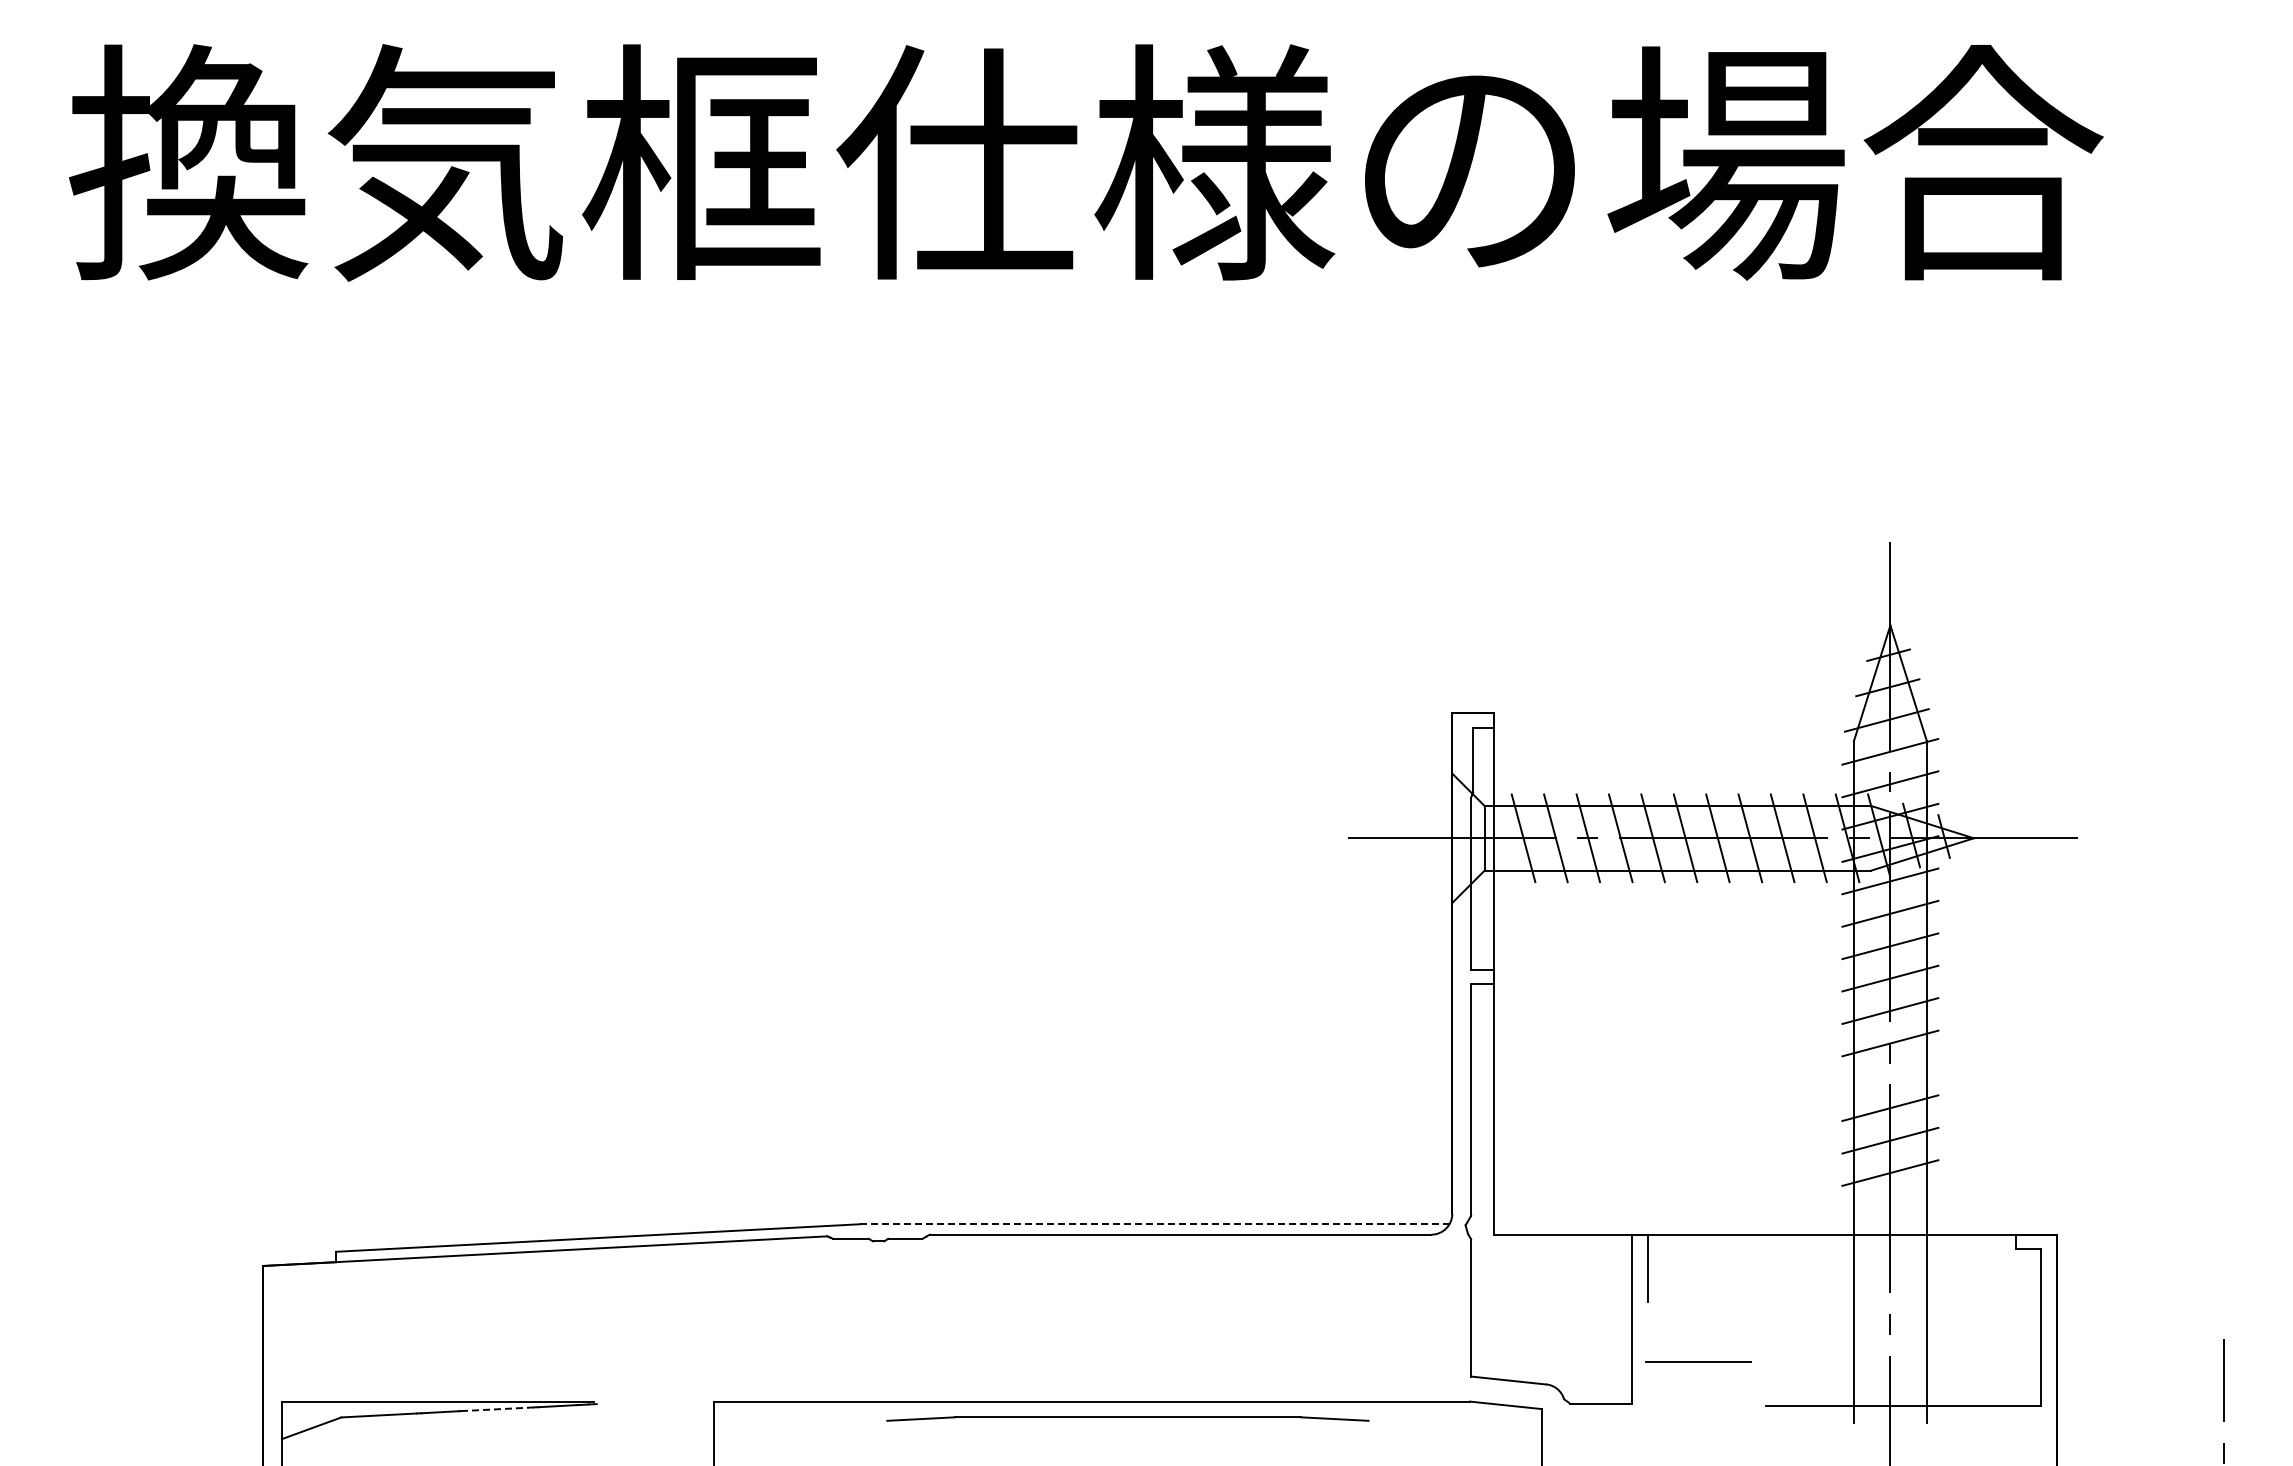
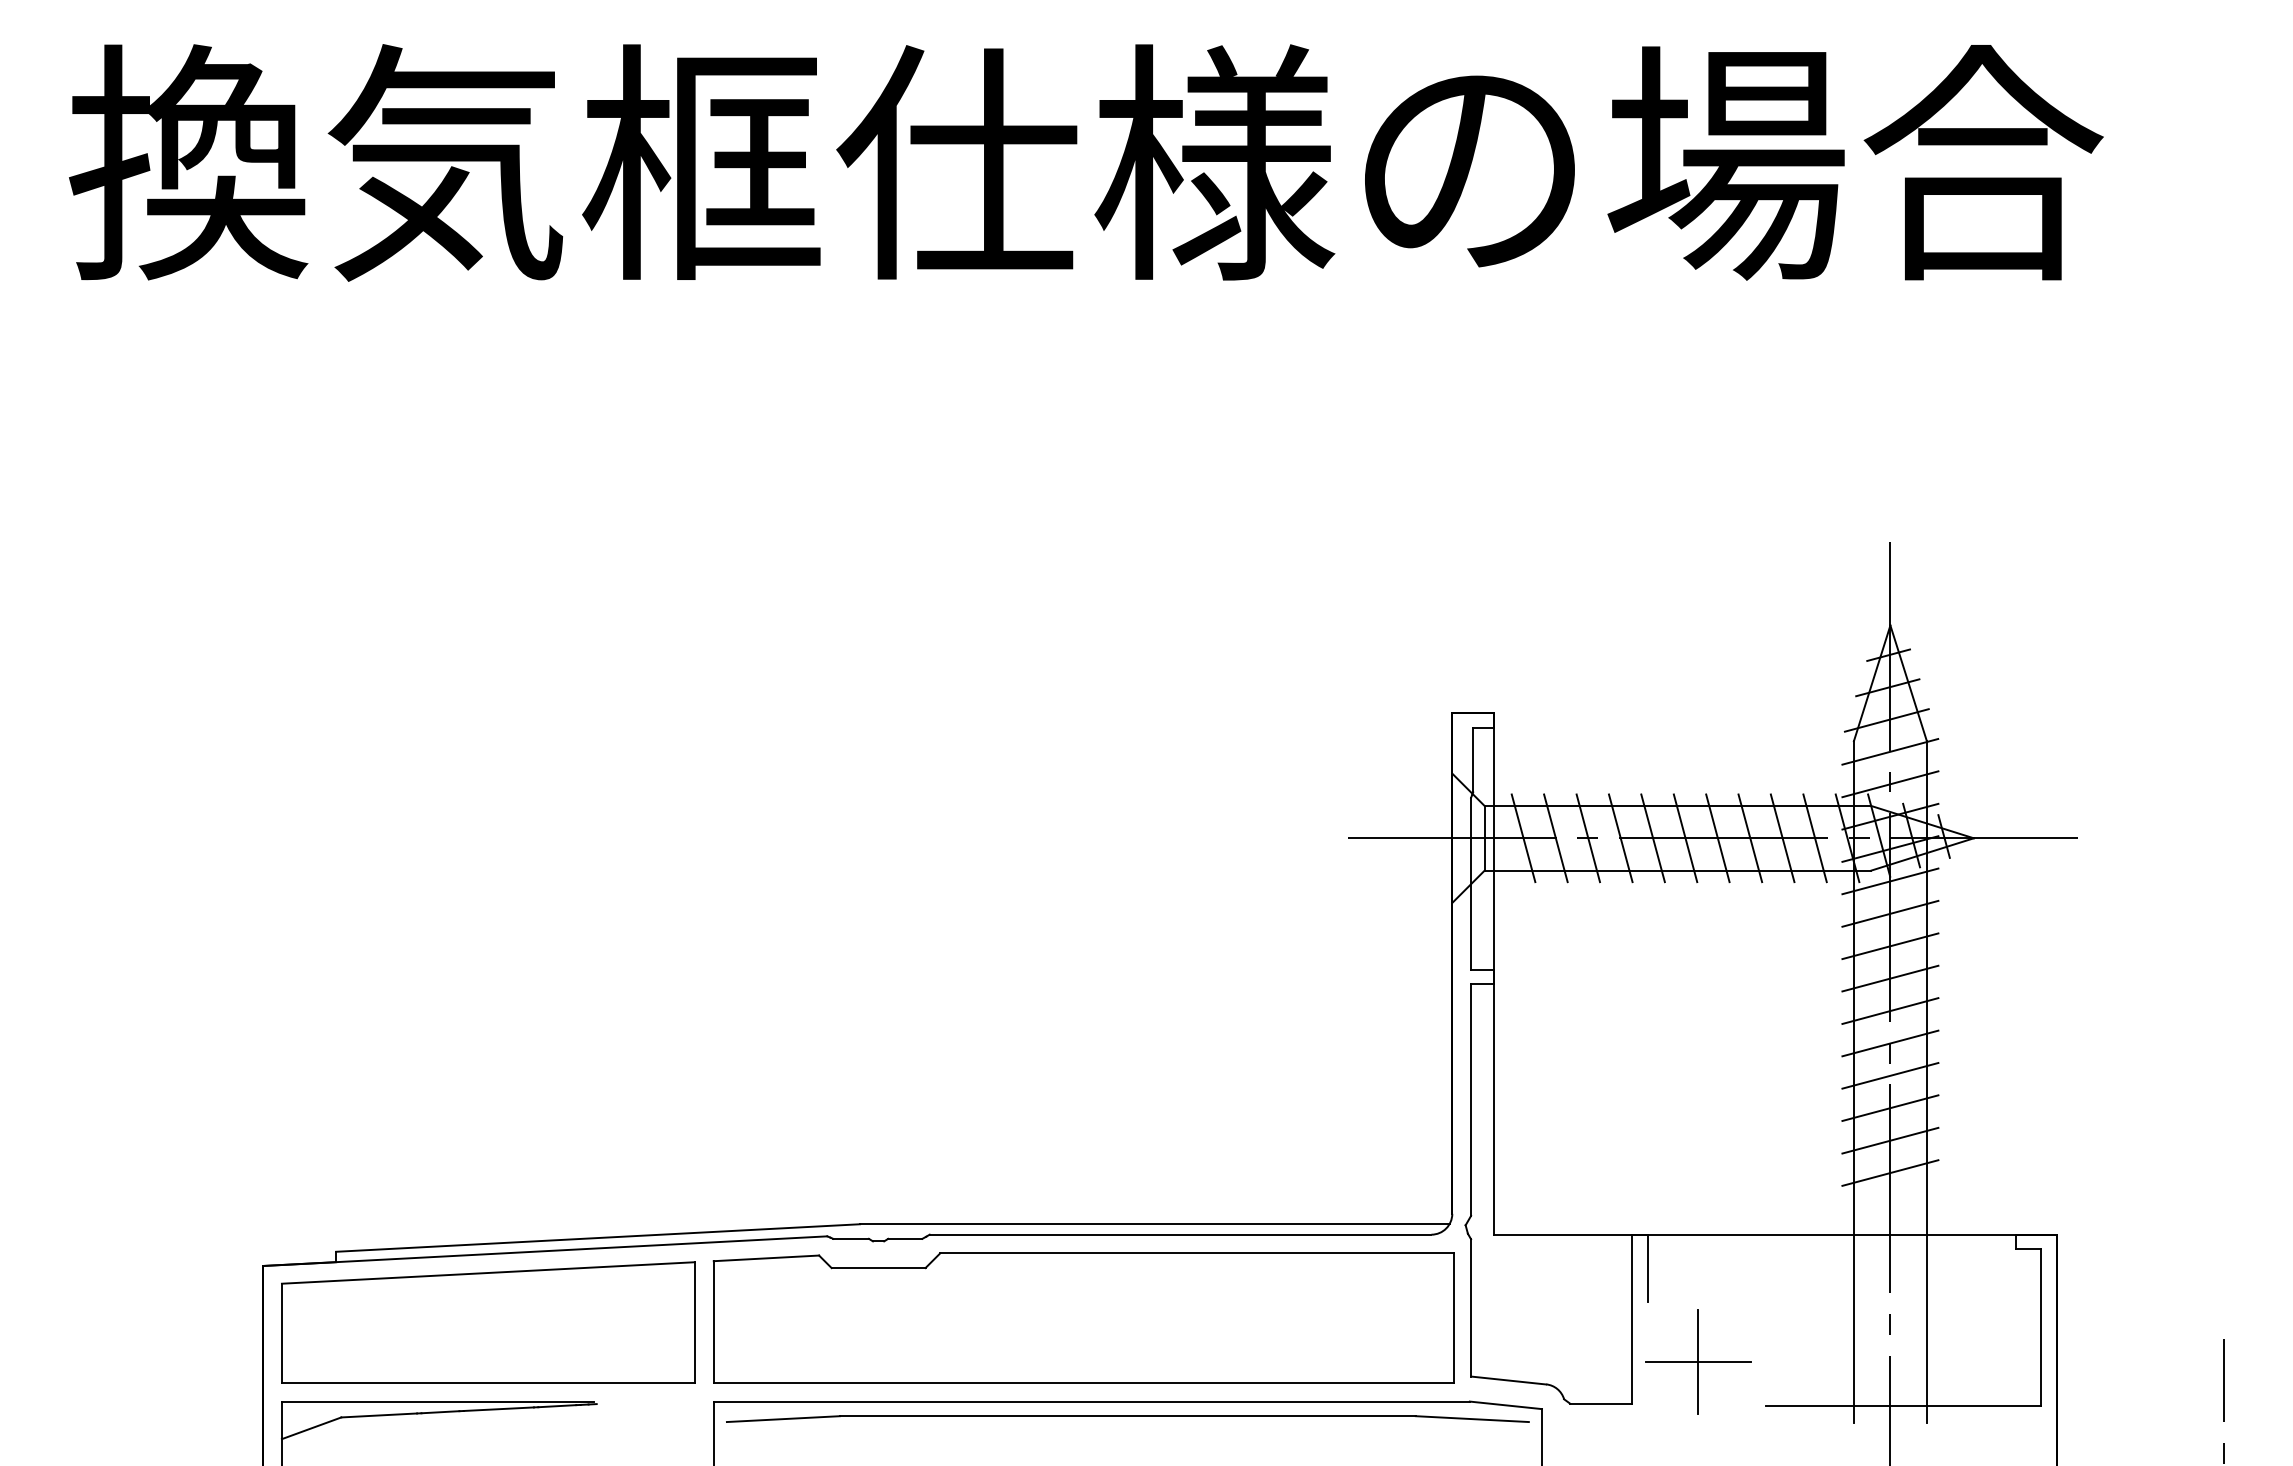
line: none -> present (1890, 1075)
line: dashed -> solid (1154, 1224)
part: none -> present (1083, 1317)
part: none -> present (488, 1322)
line: none -> present (1698, 1361)
line: dashed -> solid (498, 1409)
part size: 484x6 px -> 804x8 px (1127, 1418)
